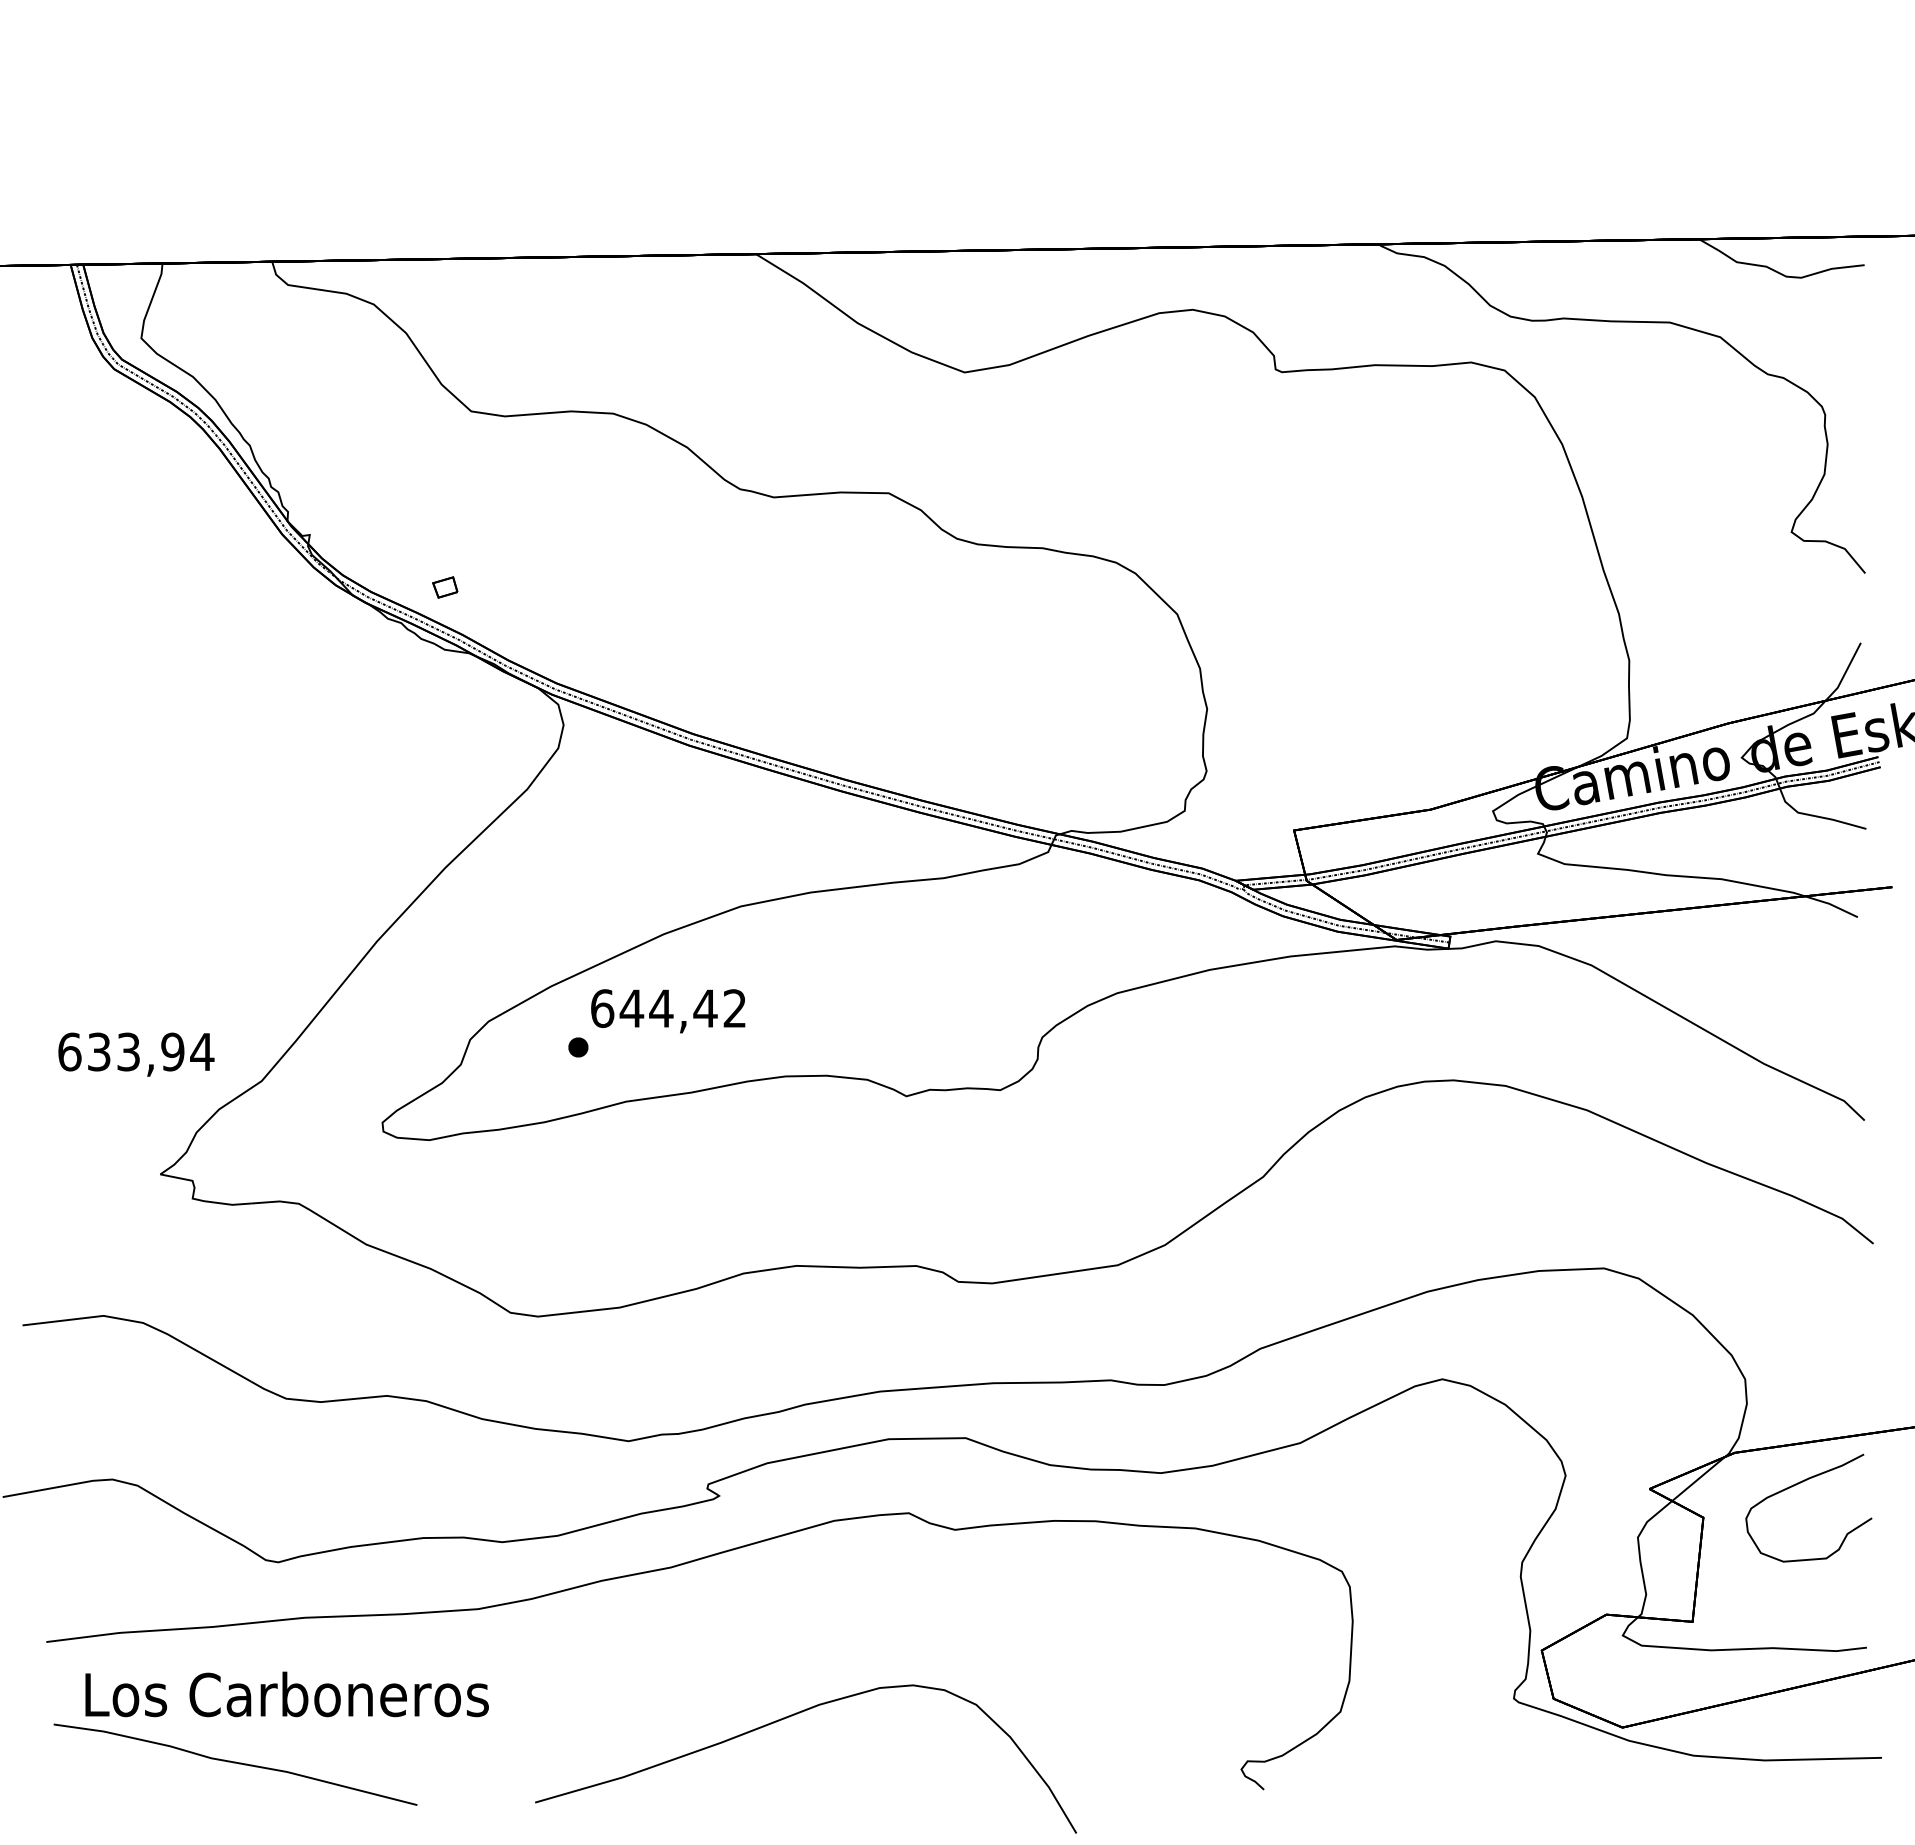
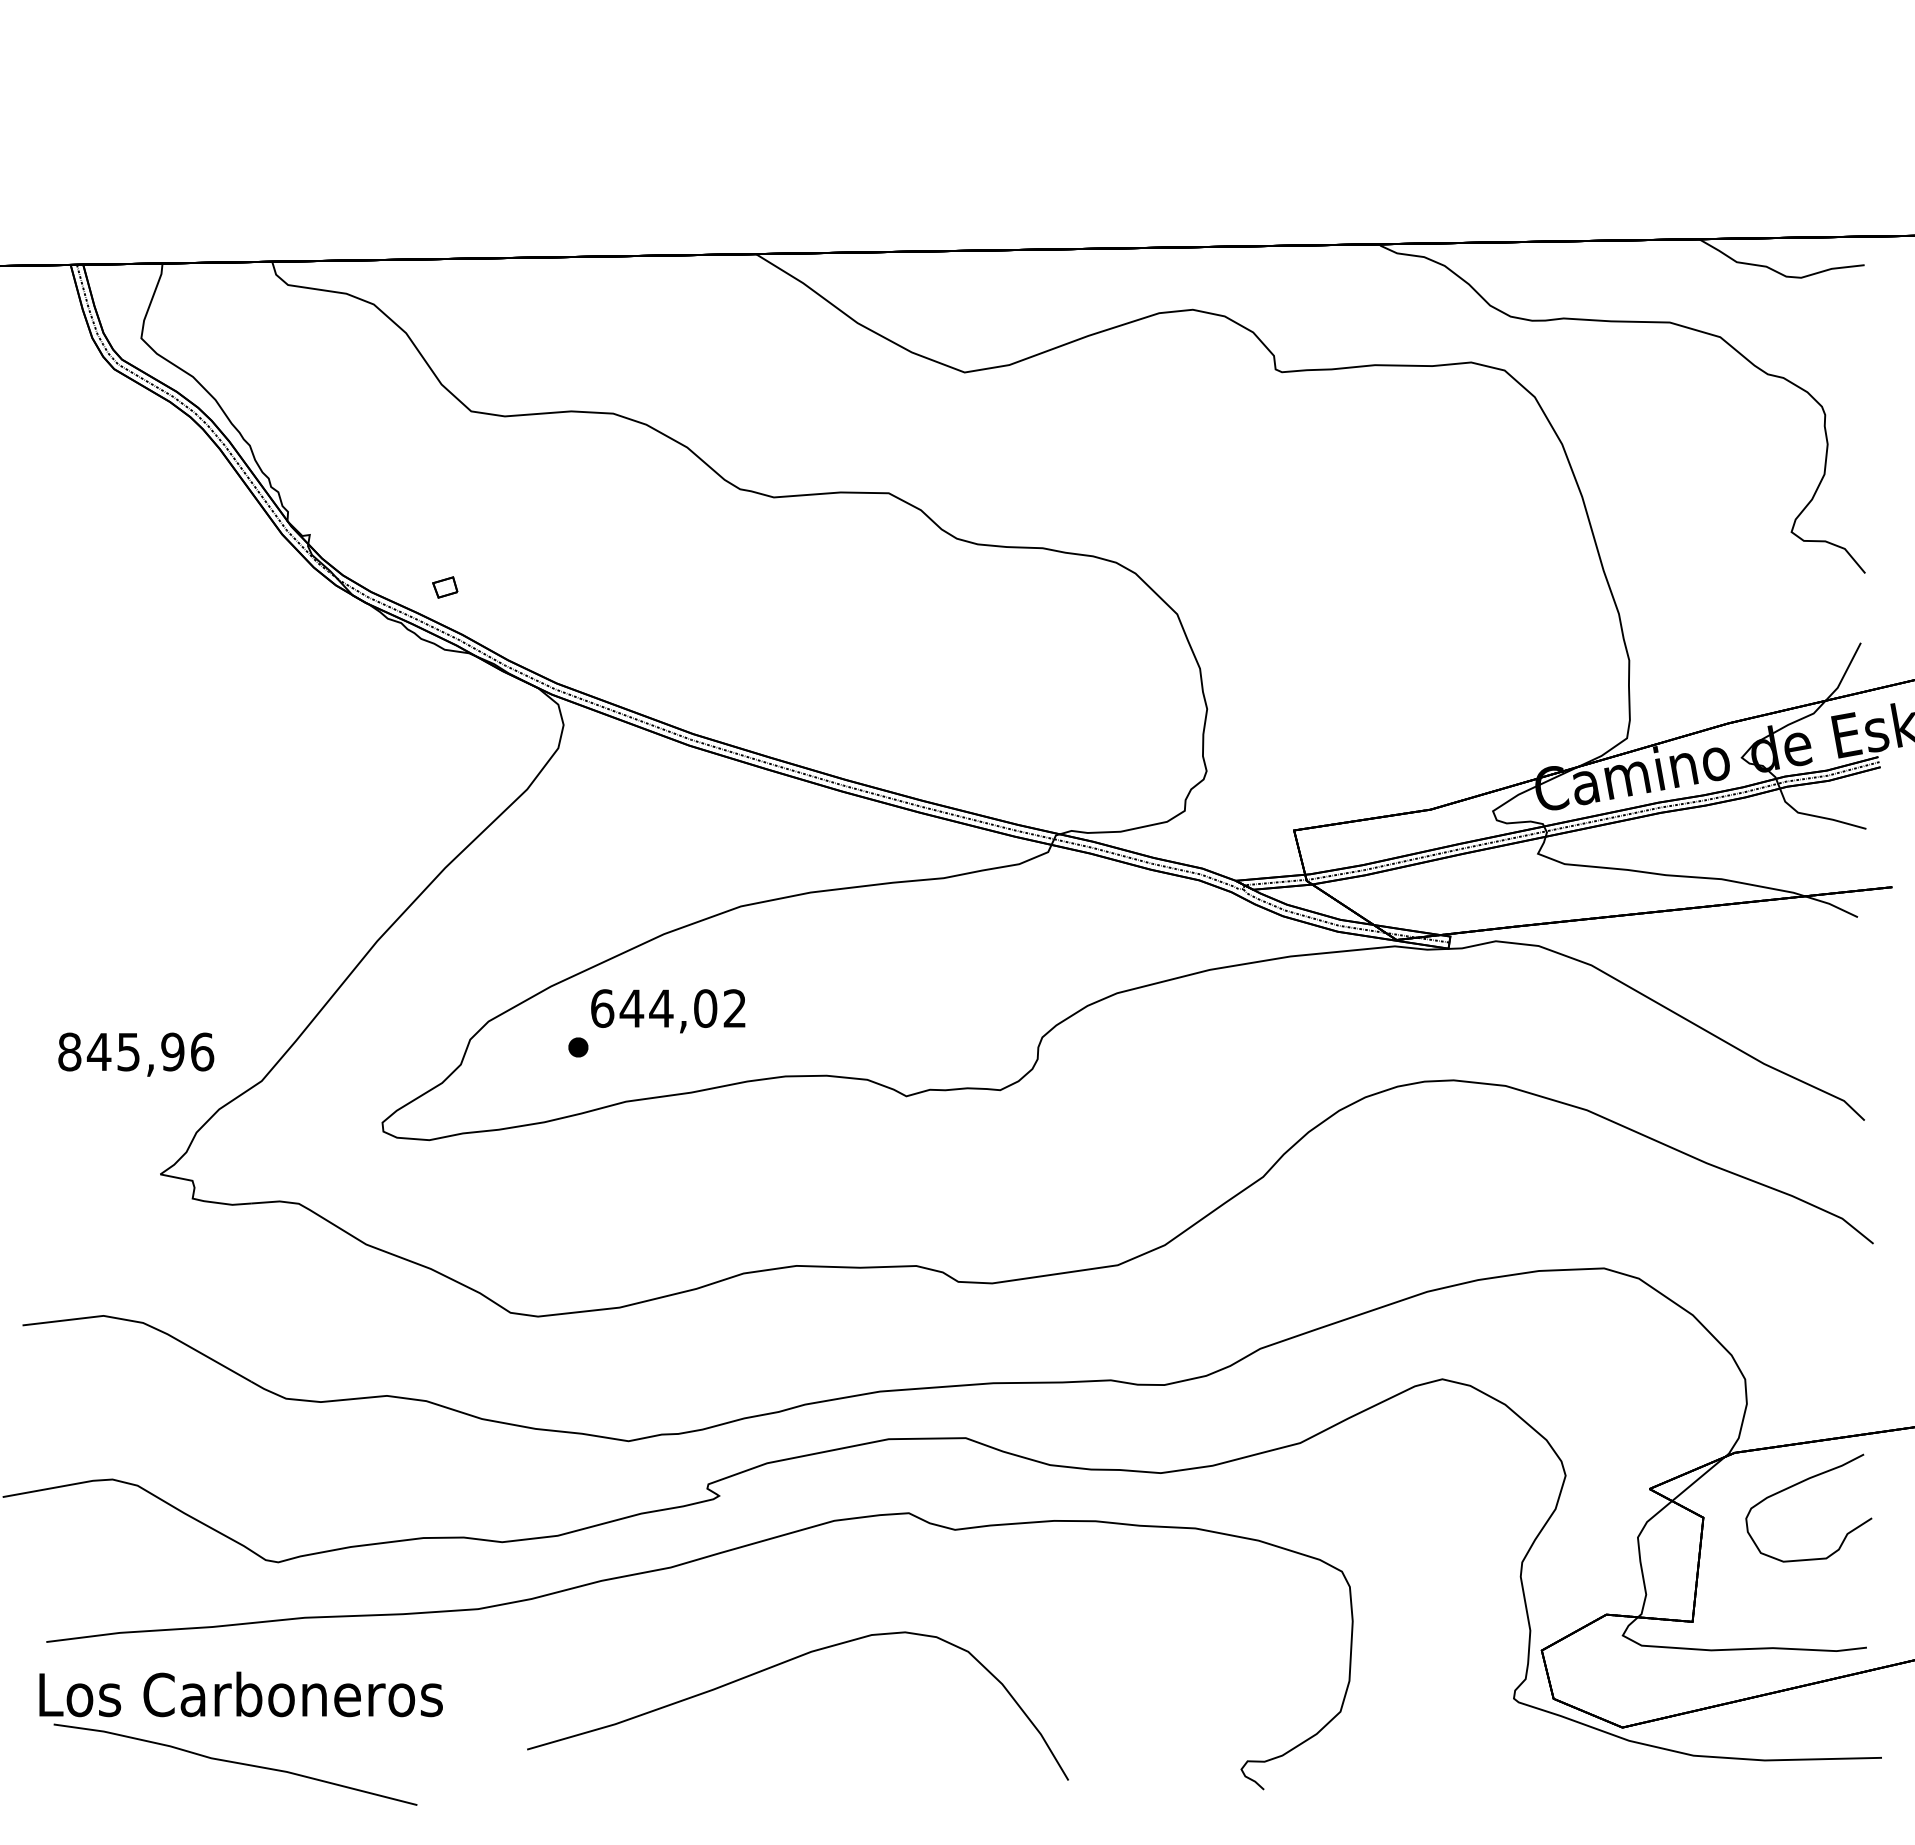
text: 644,42 -> 644,02 (705, 1008)
text: 633,94 -> 845,96 (136, 1051)
text position: (286, 1694) -> (240, 1694) (240, 1694)
curve position: (787, 1718) -> (779, 1665) (779, 1665)
